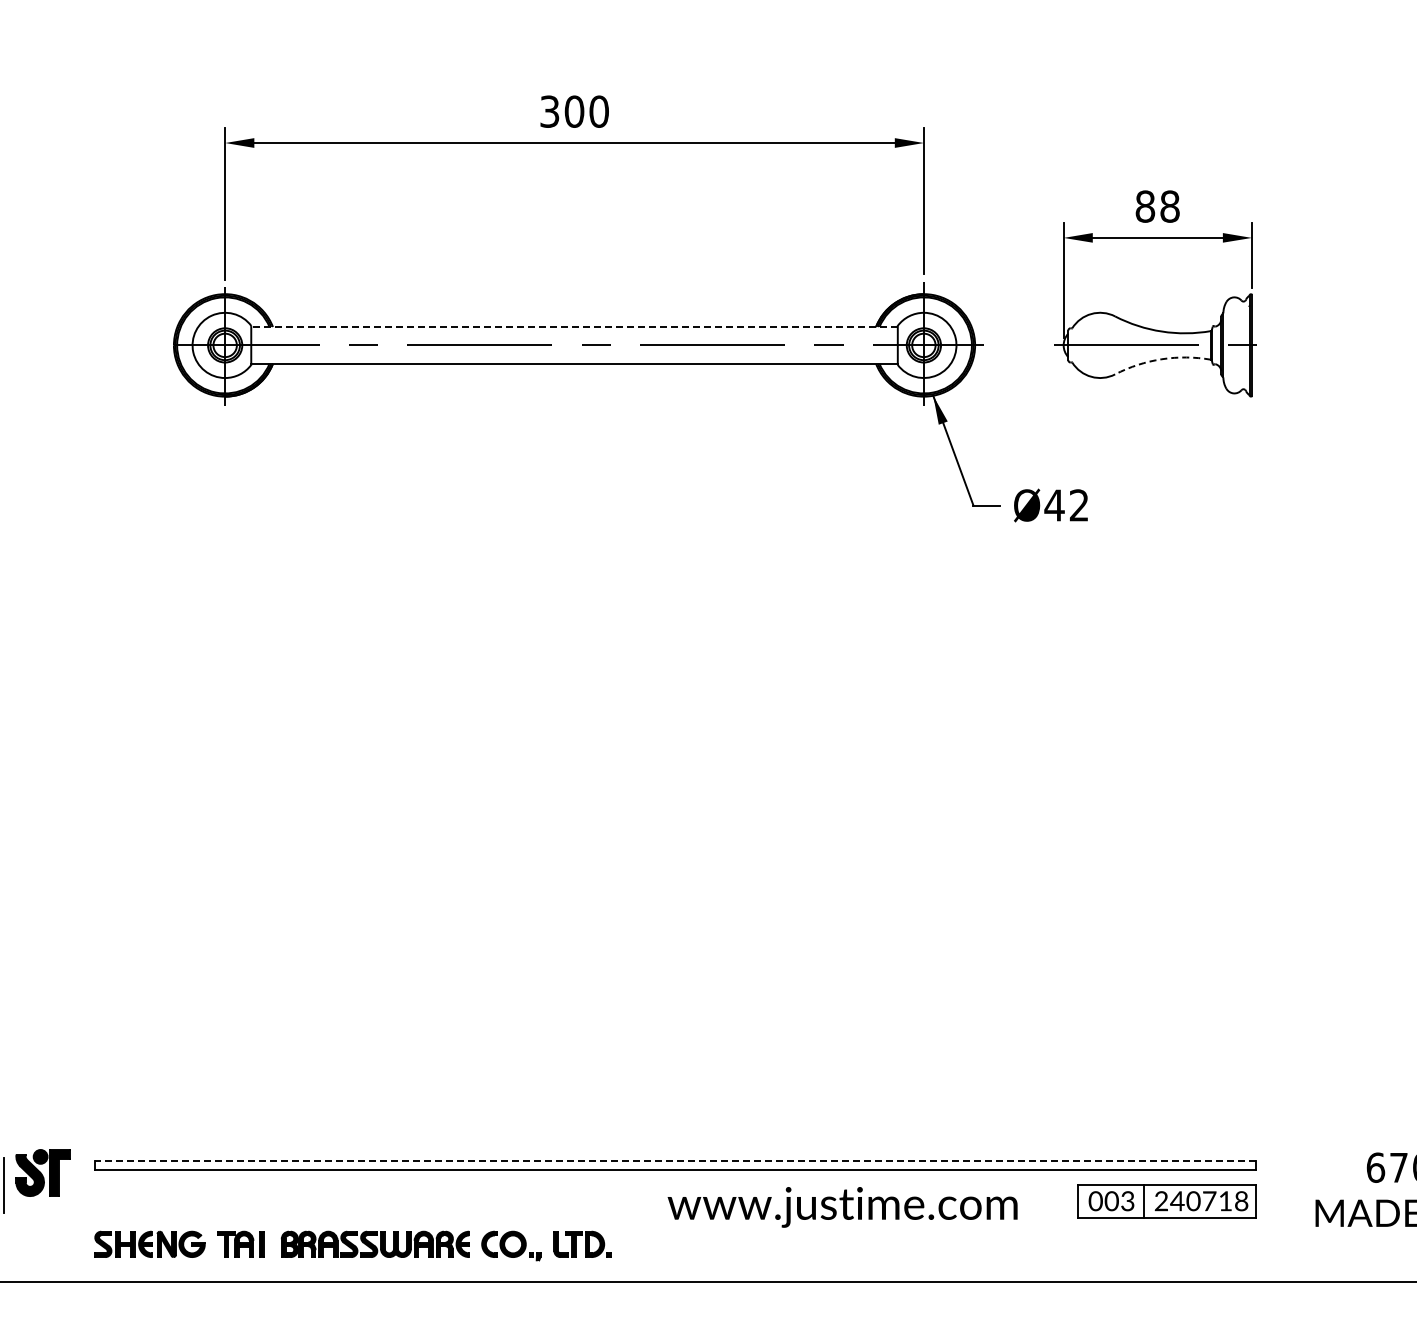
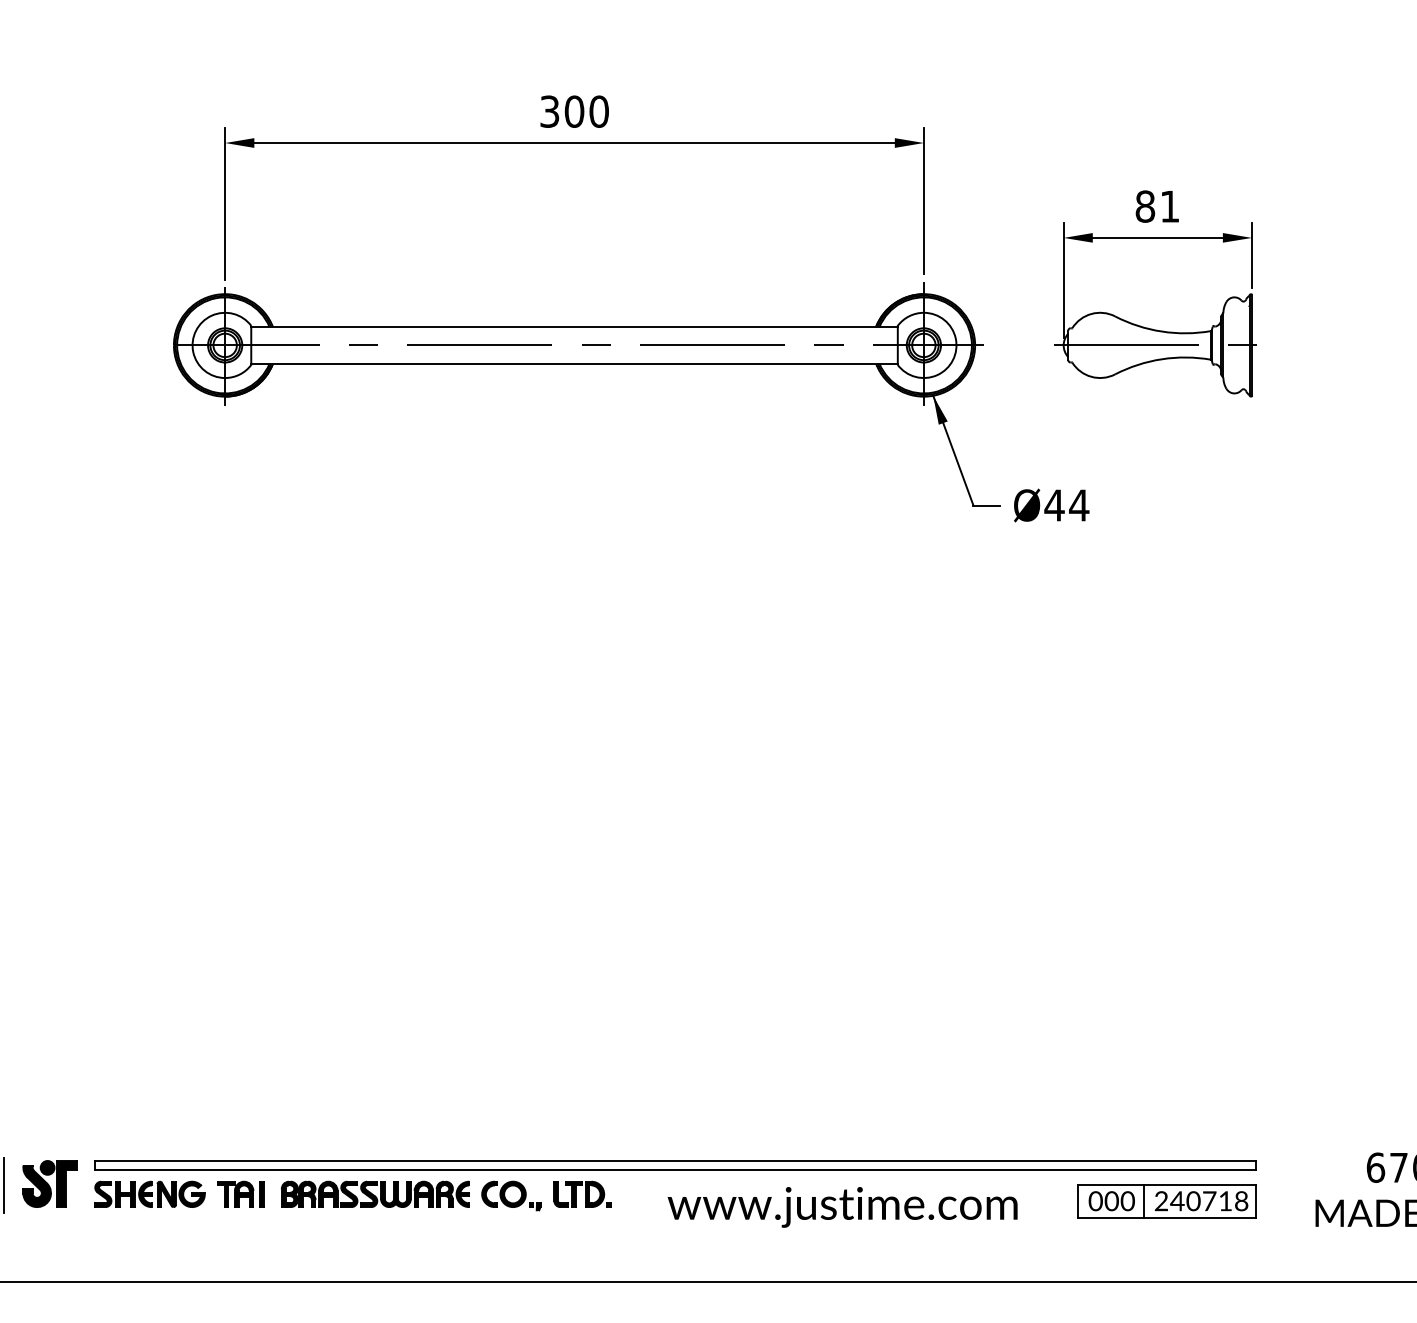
text: 88 -> 81 (1169, 206)
line: dashed -> solid (574, 327)
arc: dashed -> solid (1161, 359)
text: Ø42 -> Ø44 (1079, 505)
line: dashed -> solid (675, 1160)
part position: (42, 1172) -> (49, 1183) (49, 1183)
text: 003 -> 000 (1127, 1200)
part position: (352, 1245) -> (352, 1195) (352, 1195)
